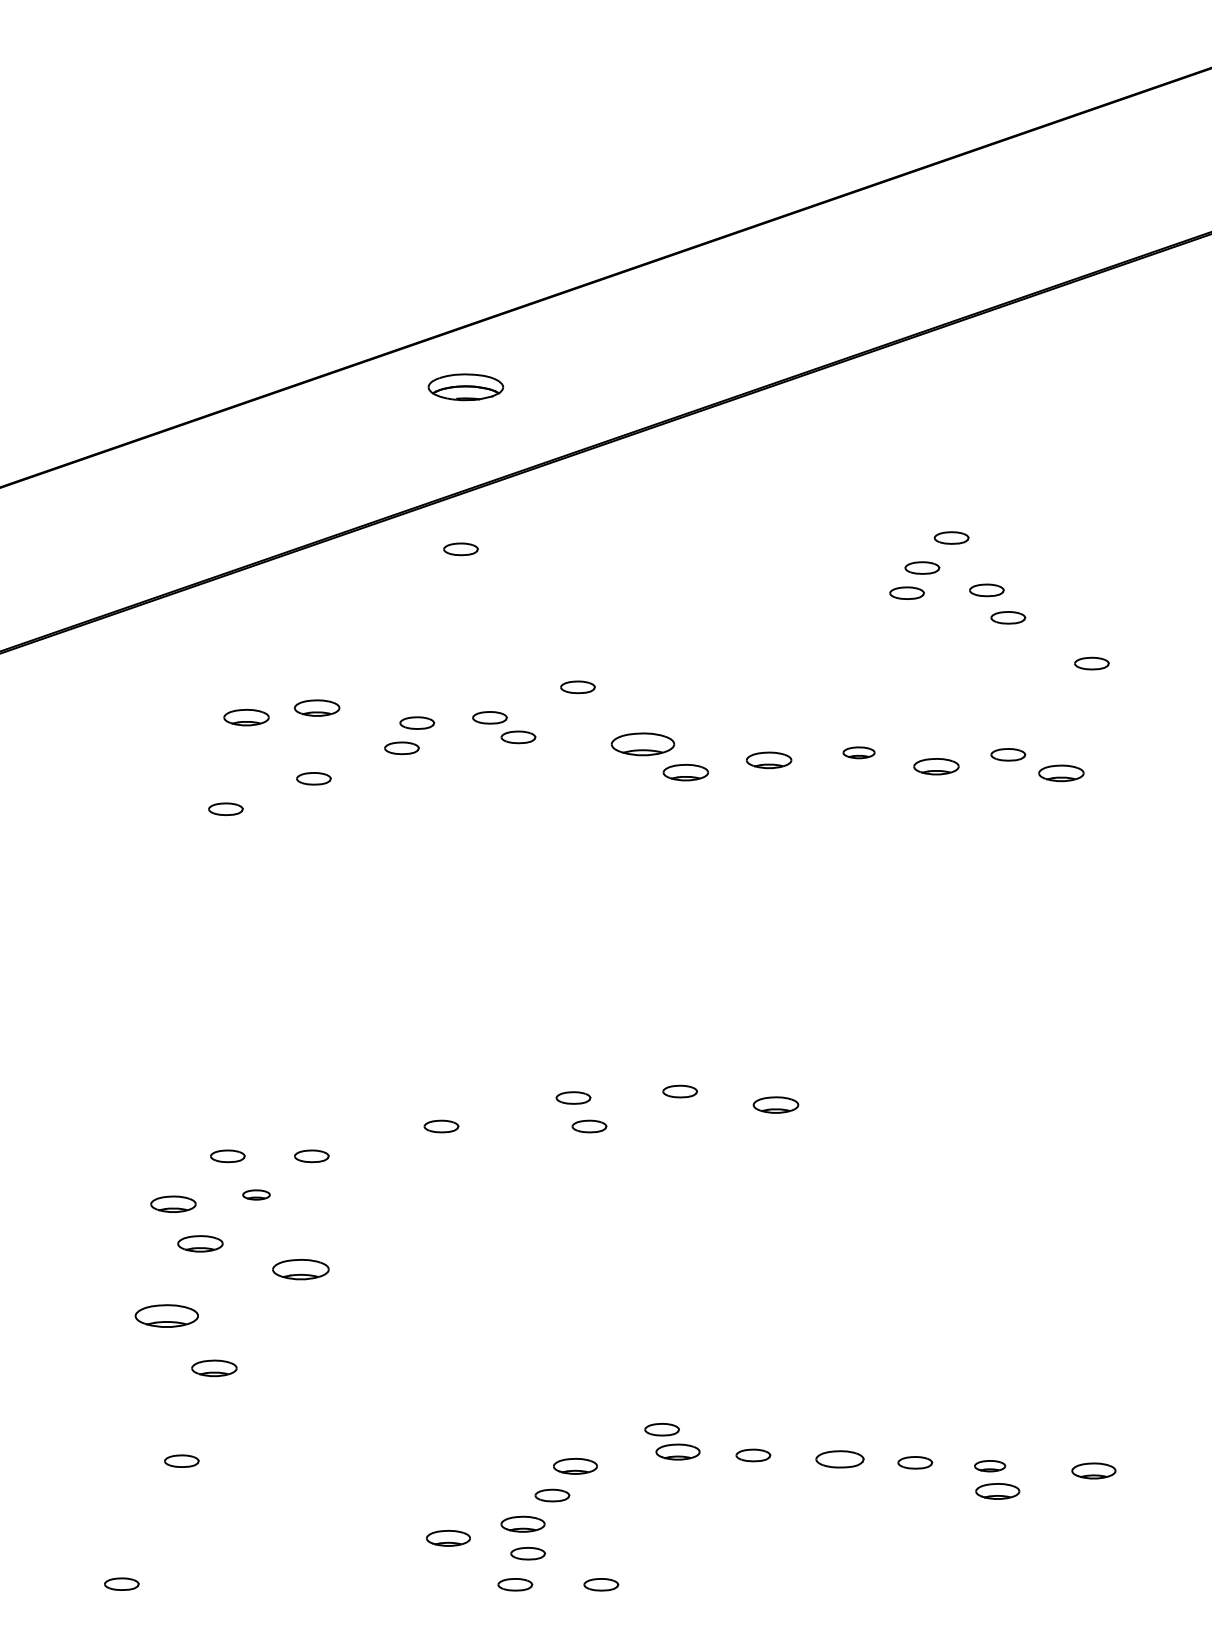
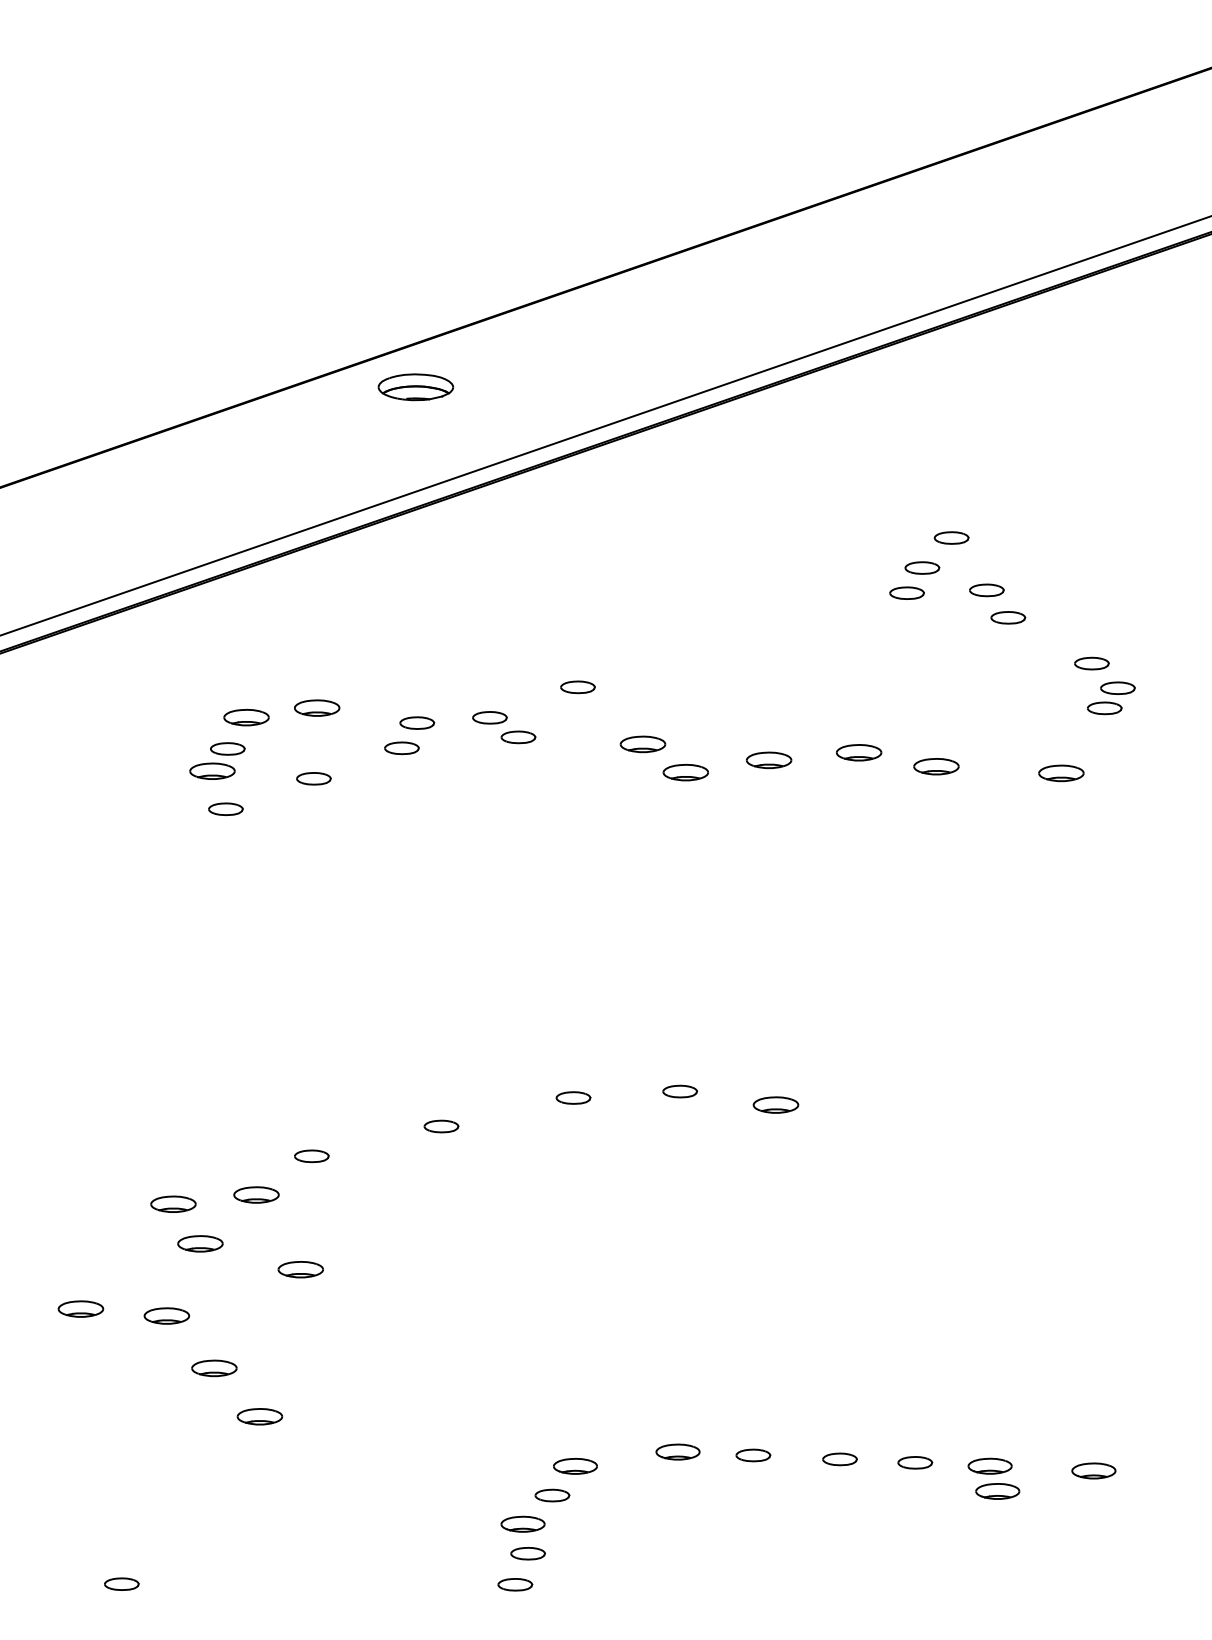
part position: (465, 387) -> (415, 387) (415, 387)
line: none -> present (605, 425)
part: present -> none (460, 549)
part: none -> present (1111, 698)
part size: 66x25 px -> 48x19 px (642, 744)
part size: 34x14 px -> 48x18 px (858, 752)
part: present -> none (1008, 754)
part: none -> present (217, 760)
part: present -> none (589, 1126)
part: present -> none (227, 1156)
part size: 29x12 px -> 47x18 px (256, 1194)
part size: 58x23 px -> 47x18 px (300, 1269)
part: none -> present (80, 1308)
part size: 65x24 px -> 48x18 px (166, 1315)
part: none -> present (259, 1416)
part: present -> none (661, 1429)
part size: 50x19 px -> 36x15 px (839, 1459)
part: present -> none (181, 1460)
part size: 33x13 px -> 46x18 px (989, 1465)
part: present -> none (448, 1538)
part: present -> none (601, 1584)
